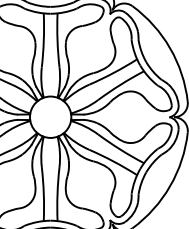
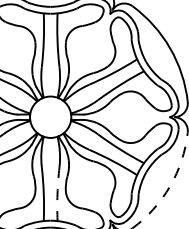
arc: solid -> dashed (170, 186)
arc: solid -> dashed (57, 194)
